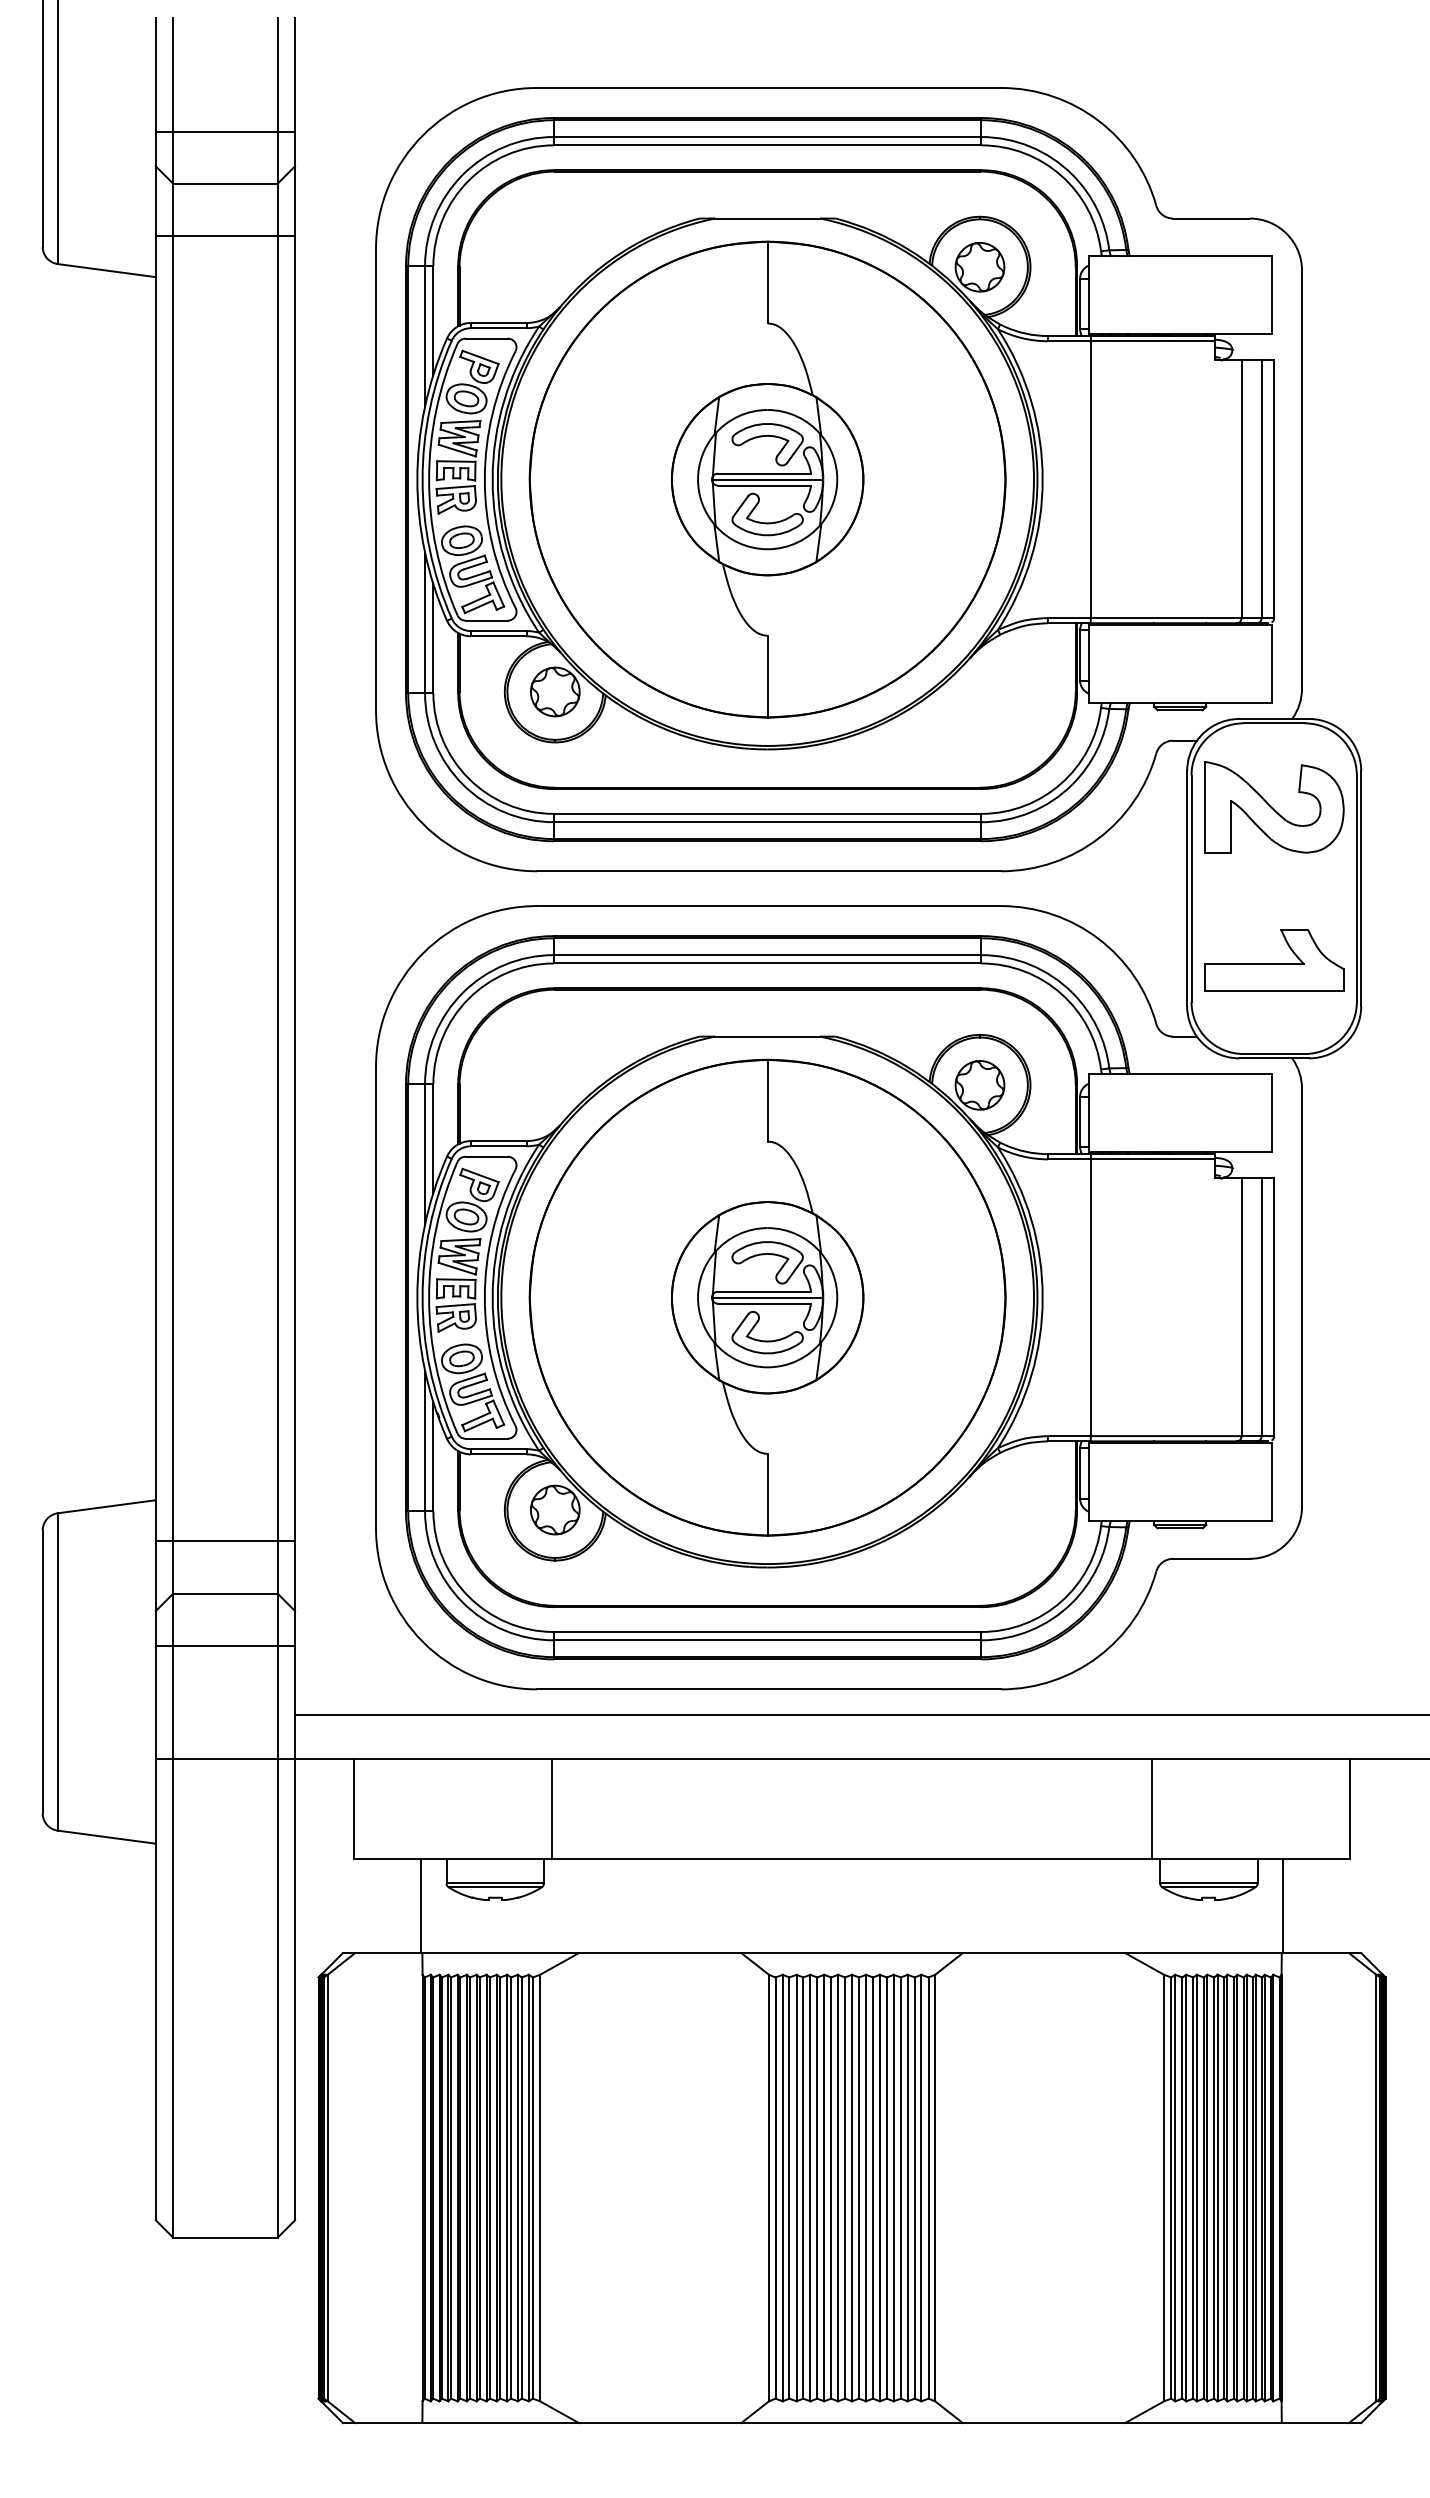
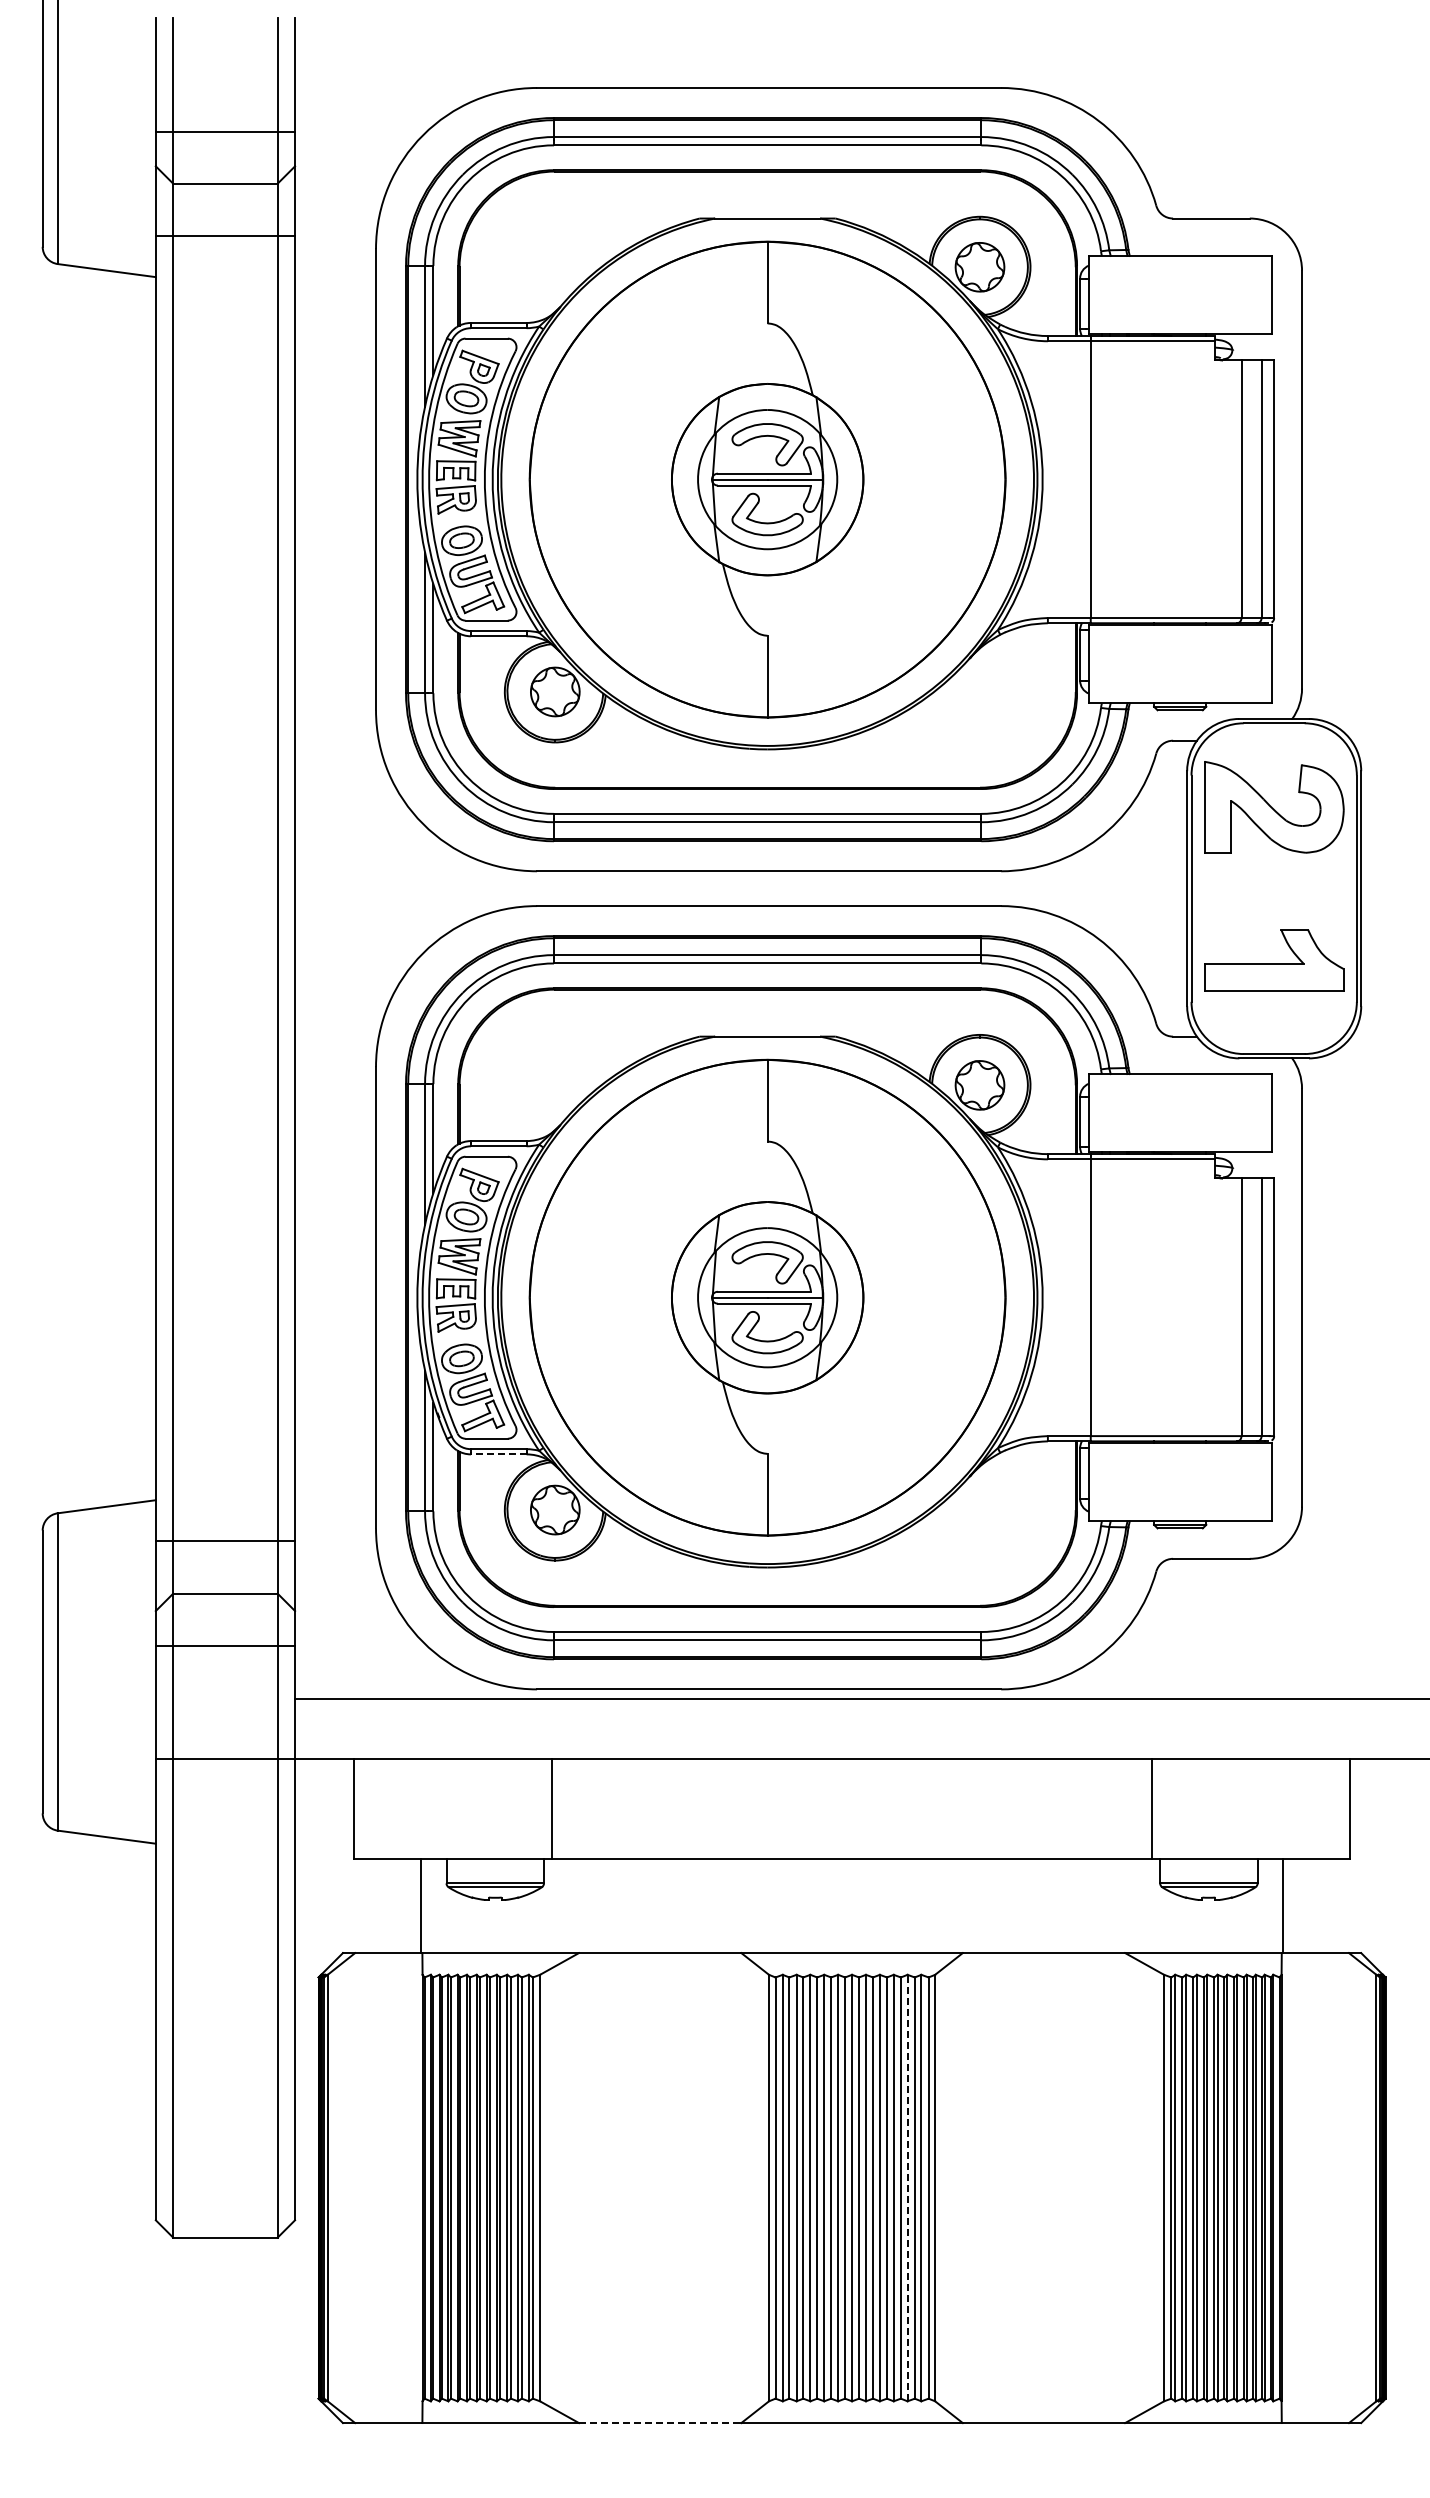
line: solid -> dashed (498, 1454)
line position: (860, 1715) -> (860, 1699) (860, 1699)
line: solid -> dashed (907, 2187)
line: solid -> dashed (660, 2423)
